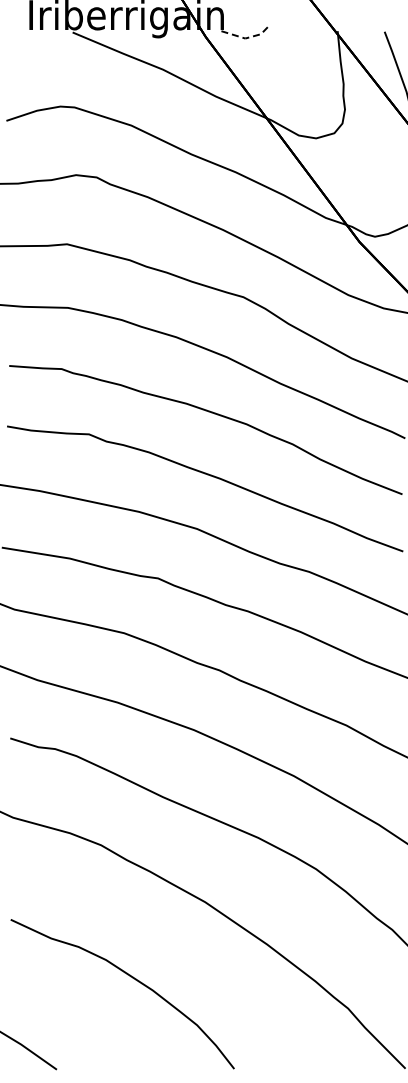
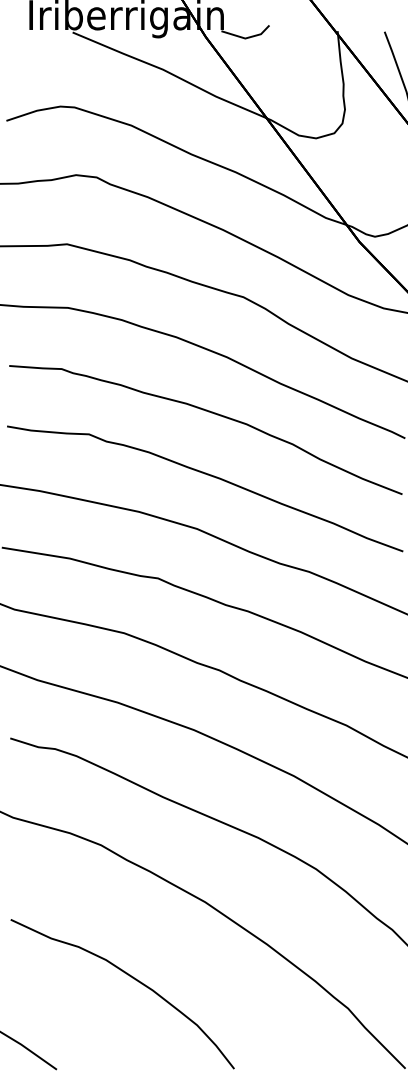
line: dashed -> solid (247, 38)
